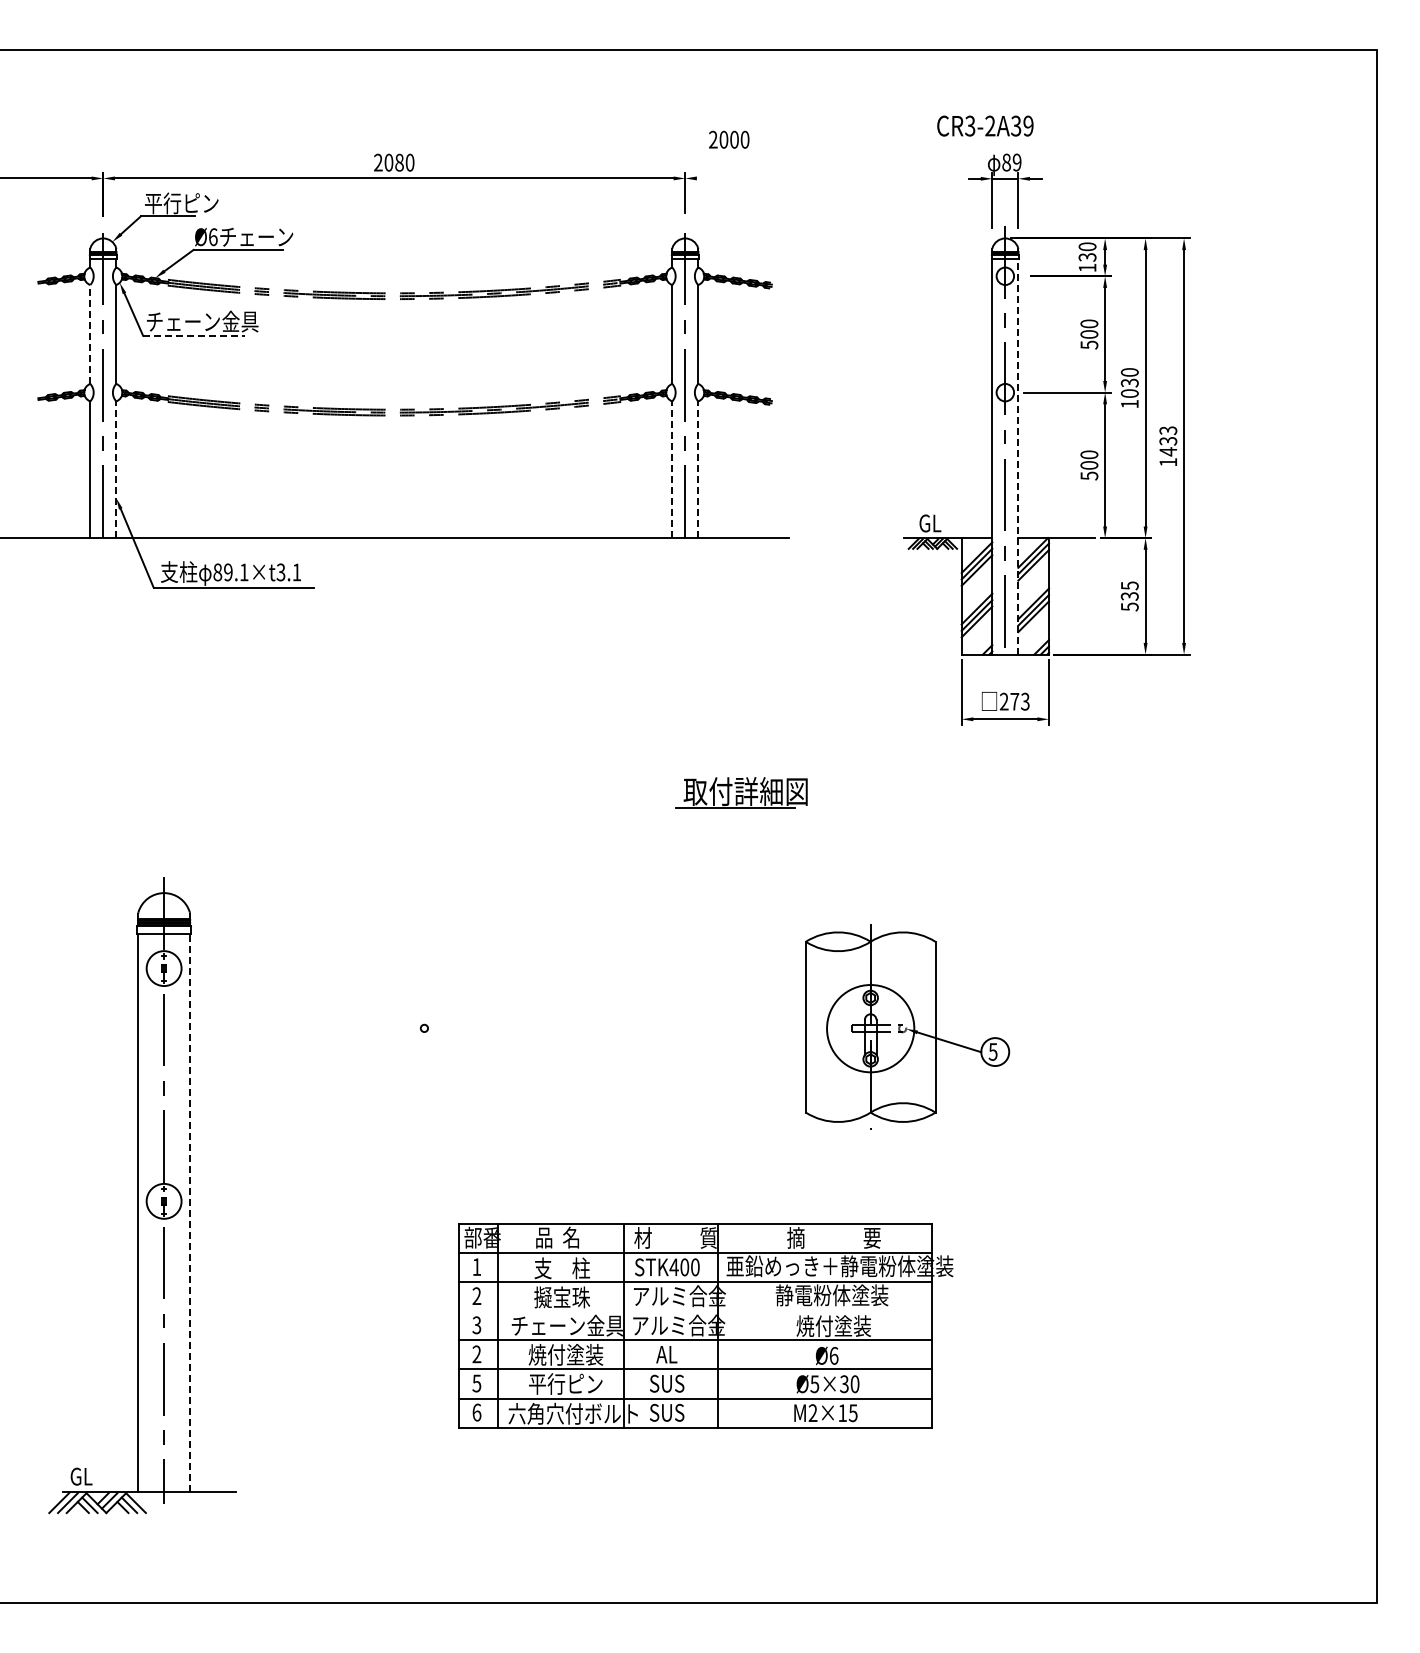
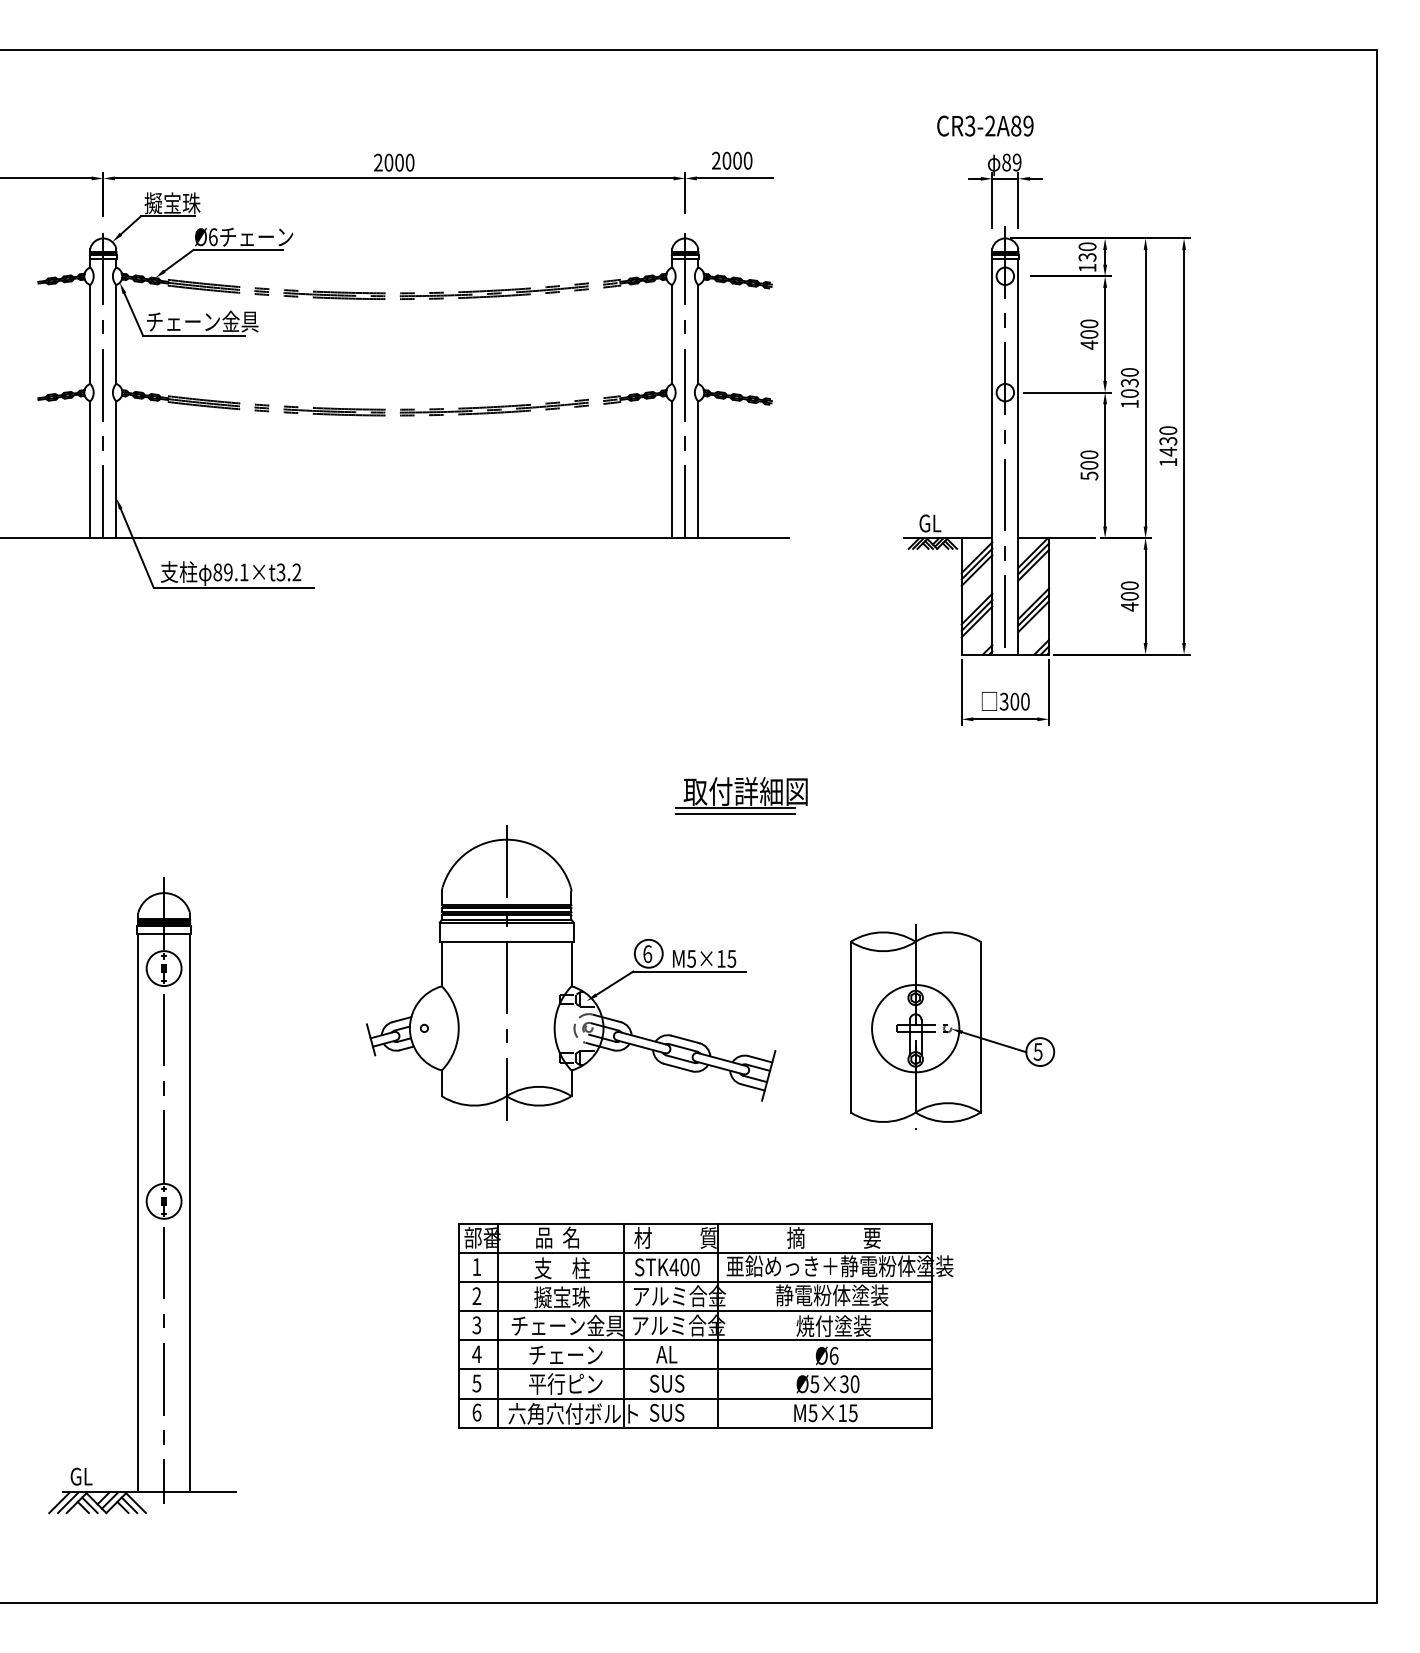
text: CR3-2A39 -> CR3-2A89 (1016, 125)
text position: (729, 139) -> (732, 160) (732, 160)
text: 2080 -> 2000 (399, 162)
line: none -> present (734, 178)
text: 平行ピン -> 擬宝珠 (181, 203)
line: dashed -> solid (90, 333)
line: dashed -> solid (193, 335)
text: 500 -> 400 (1089, 344)
text: 1433 -> 1430 (1168, 430)
line: dashed -> solid (1018, 456)
line: dashed -> solid (116, 469)
line: dashed -> solid (672, 469)
line: dashed -> solid (698, 469)
text: 89.1×t3.1 -> 89.1×t3.2 (296, 571)
text: 535 -> 400 (1129, 596)
text: 273 -> 300 (1014, 701)
line: none -> present (734, 813)
part: none -> present (571, 972)
part position: (907, 1026) -> (952, 1026) (952, 1026)
line: dashed -> solid (190, 1212)
line: none -> present (695, 1311)
text: 2 -> 4 (476, 1354)
text: 焼付塗装 -> チェーン (565, 1354)
text: M2×15 -> M5×15 (812, 1413)
